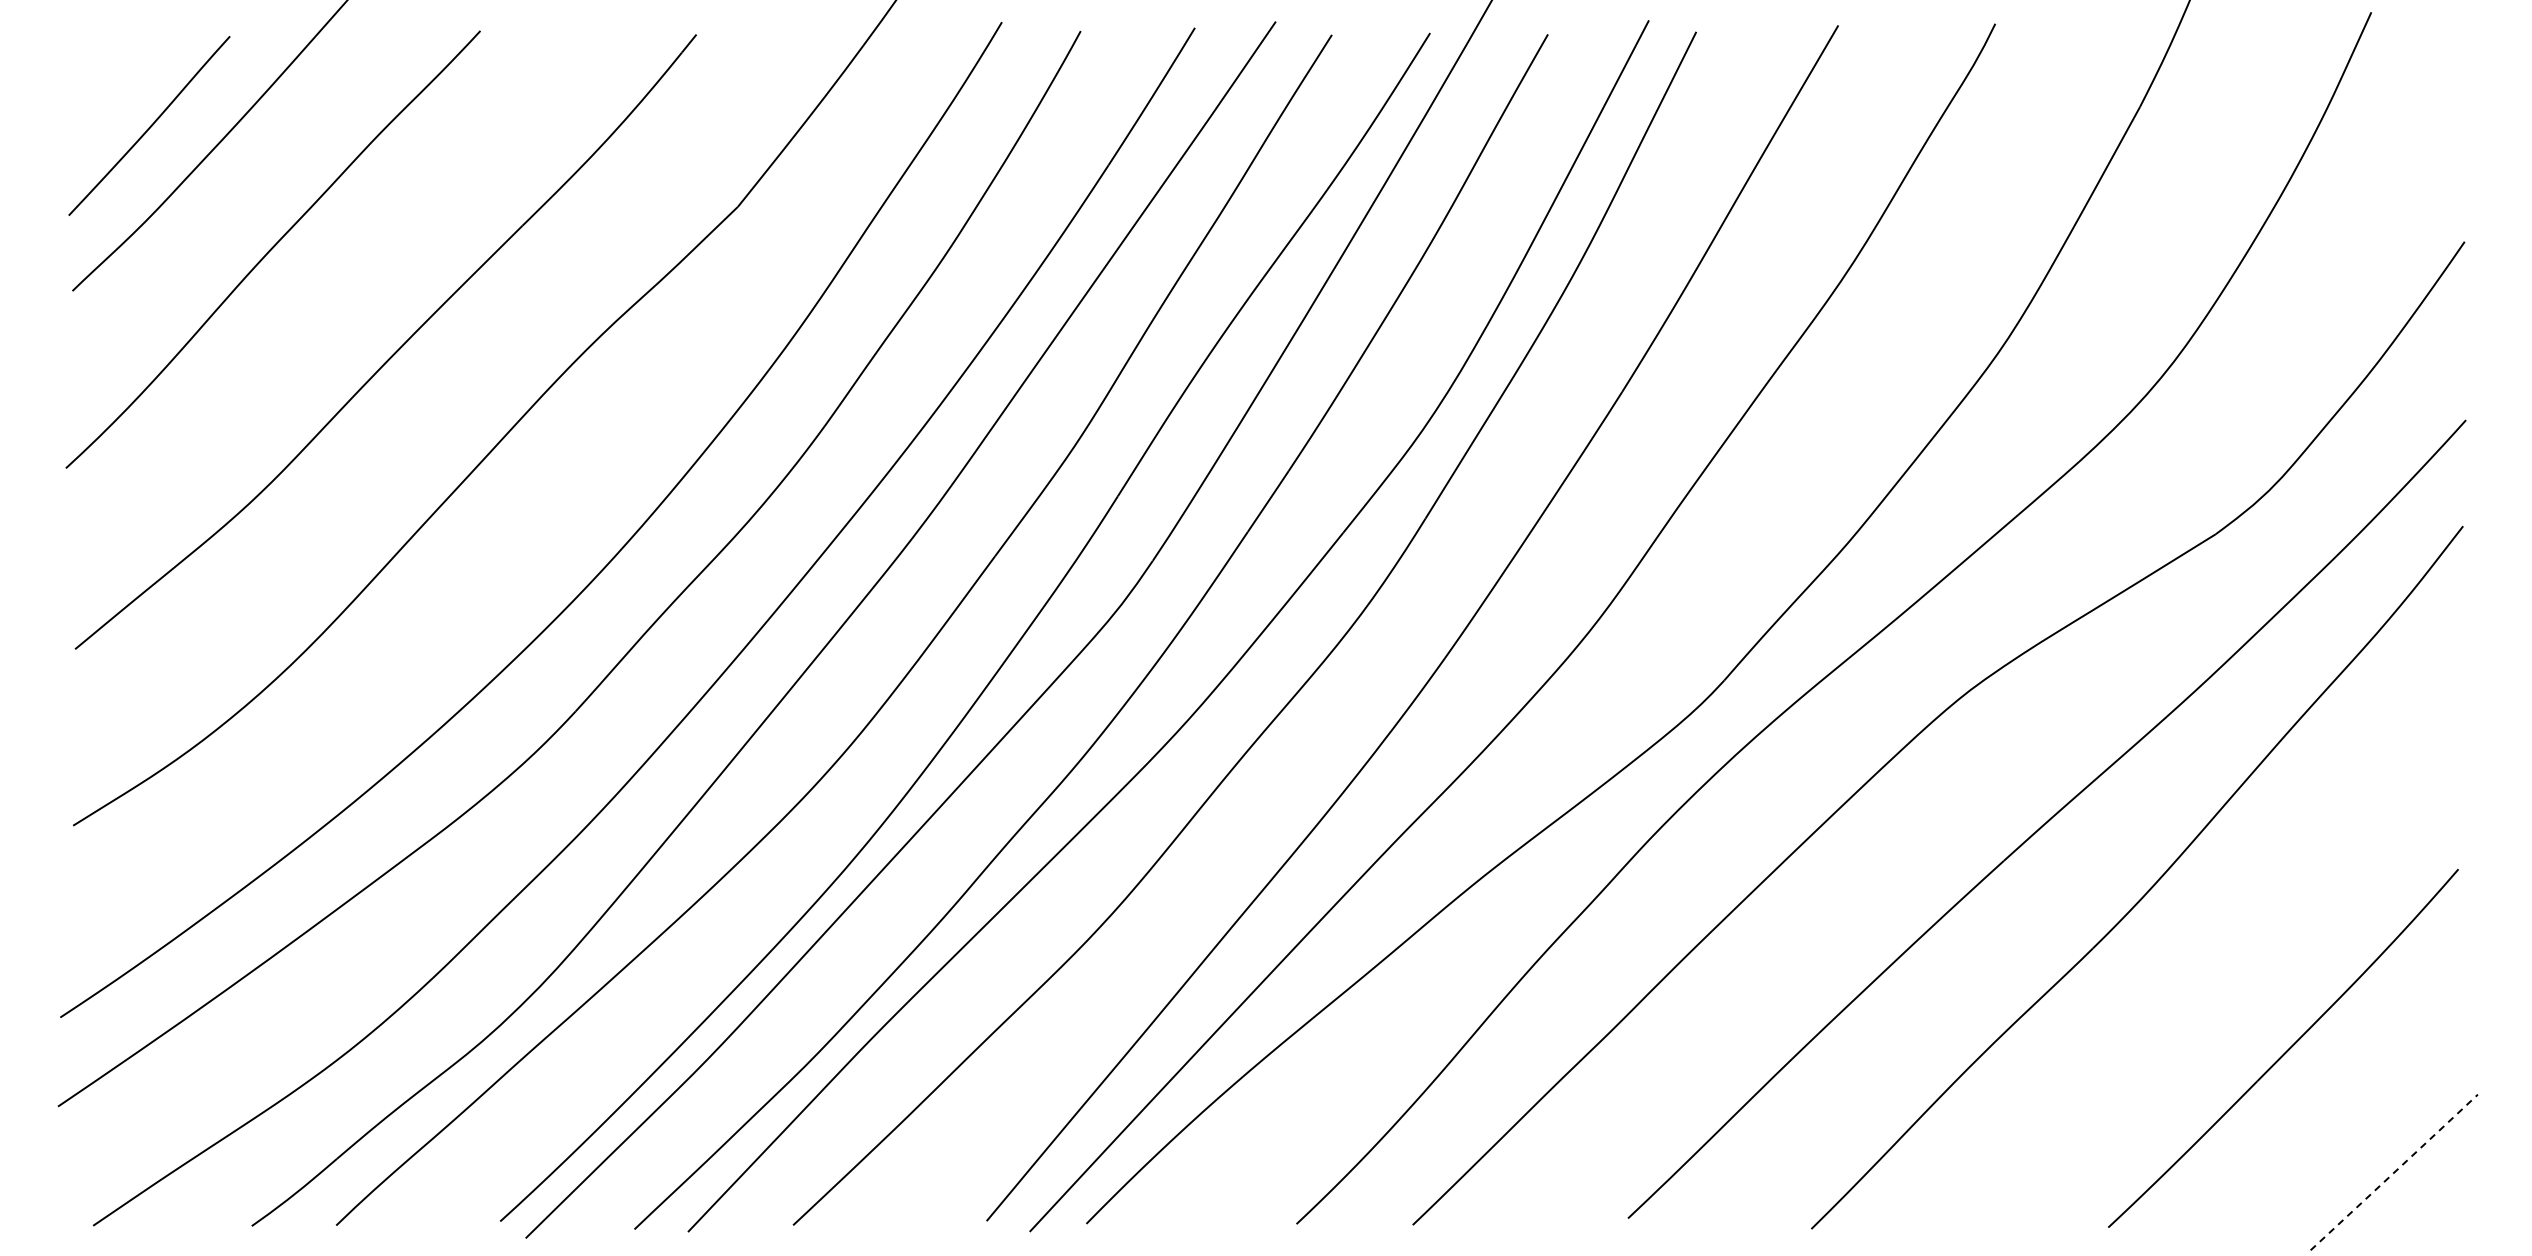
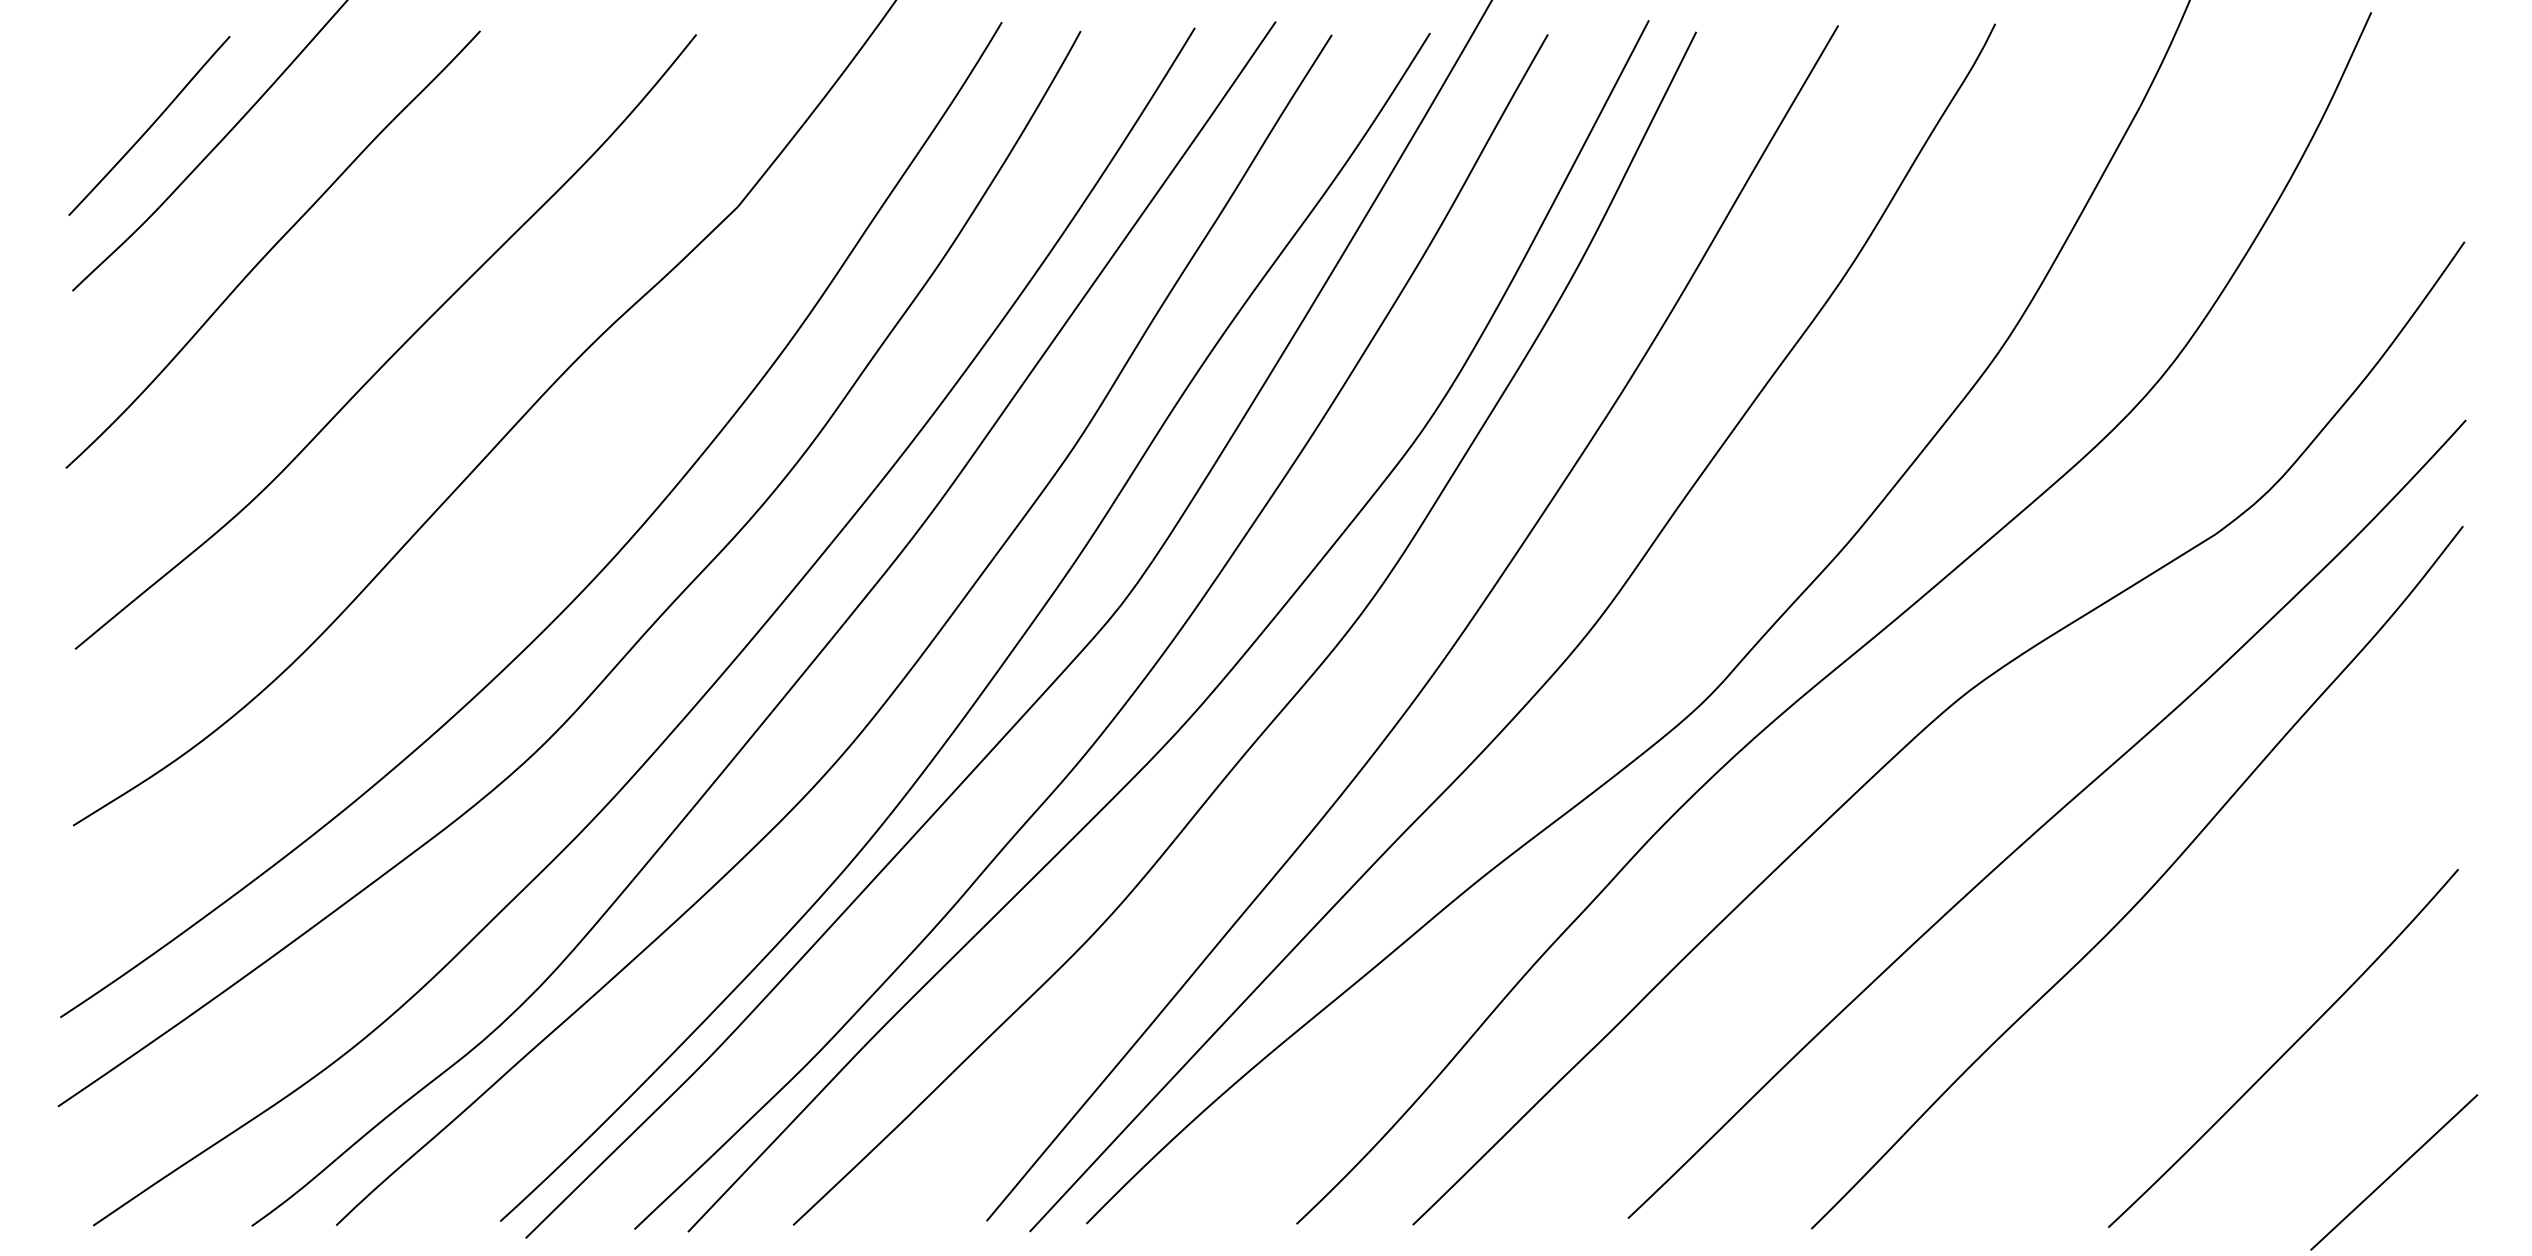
line: dashed -> solid (2394, 1172)
